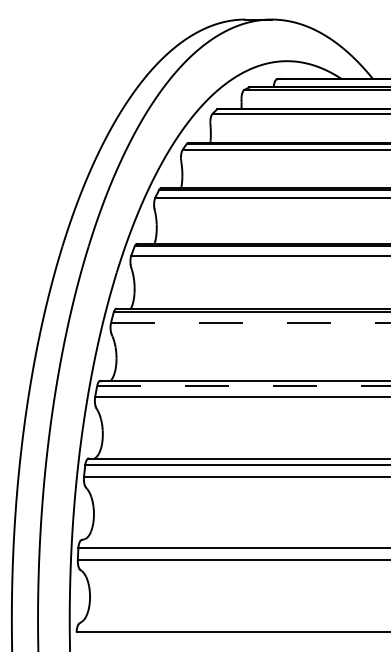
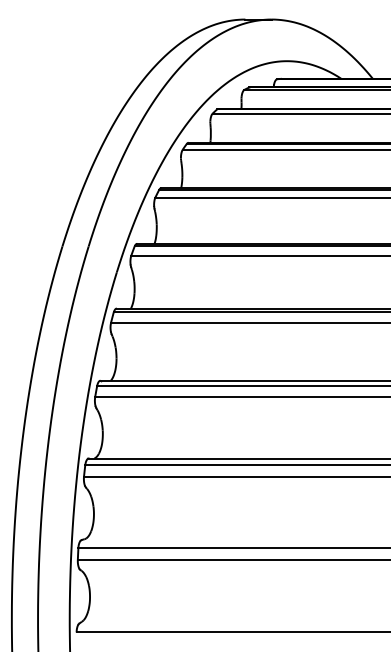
line: dashed -> solid (250, 322)
line: dashed -> solid (244, 385)
